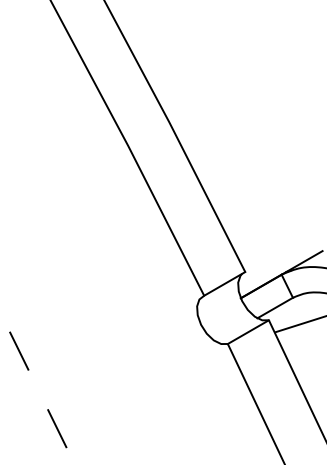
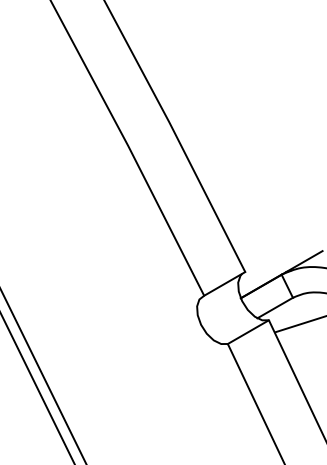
line: none -> present (43, 376)
line: dashed -> solid (37, 388)
